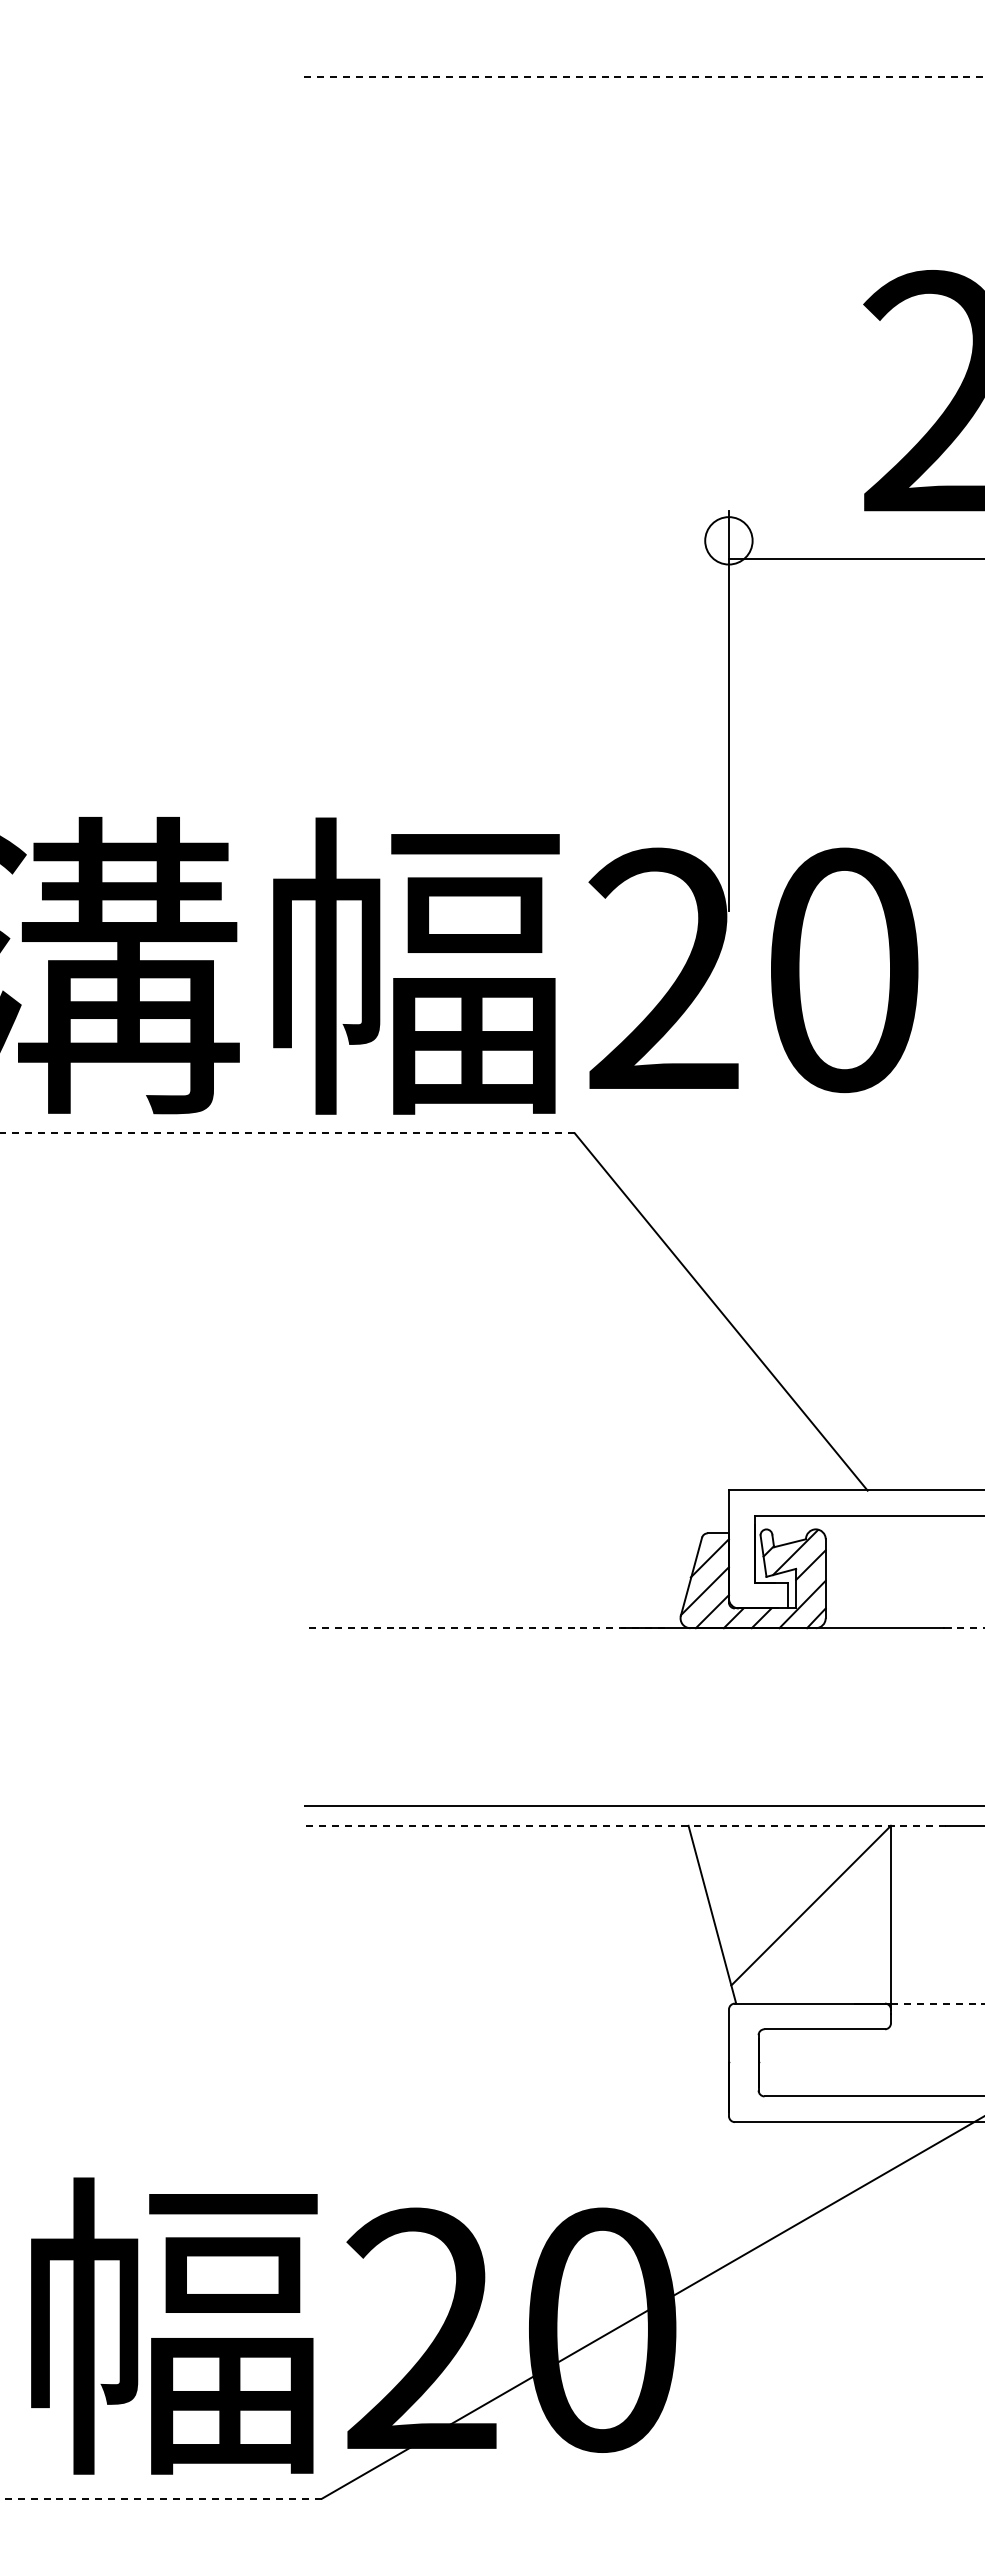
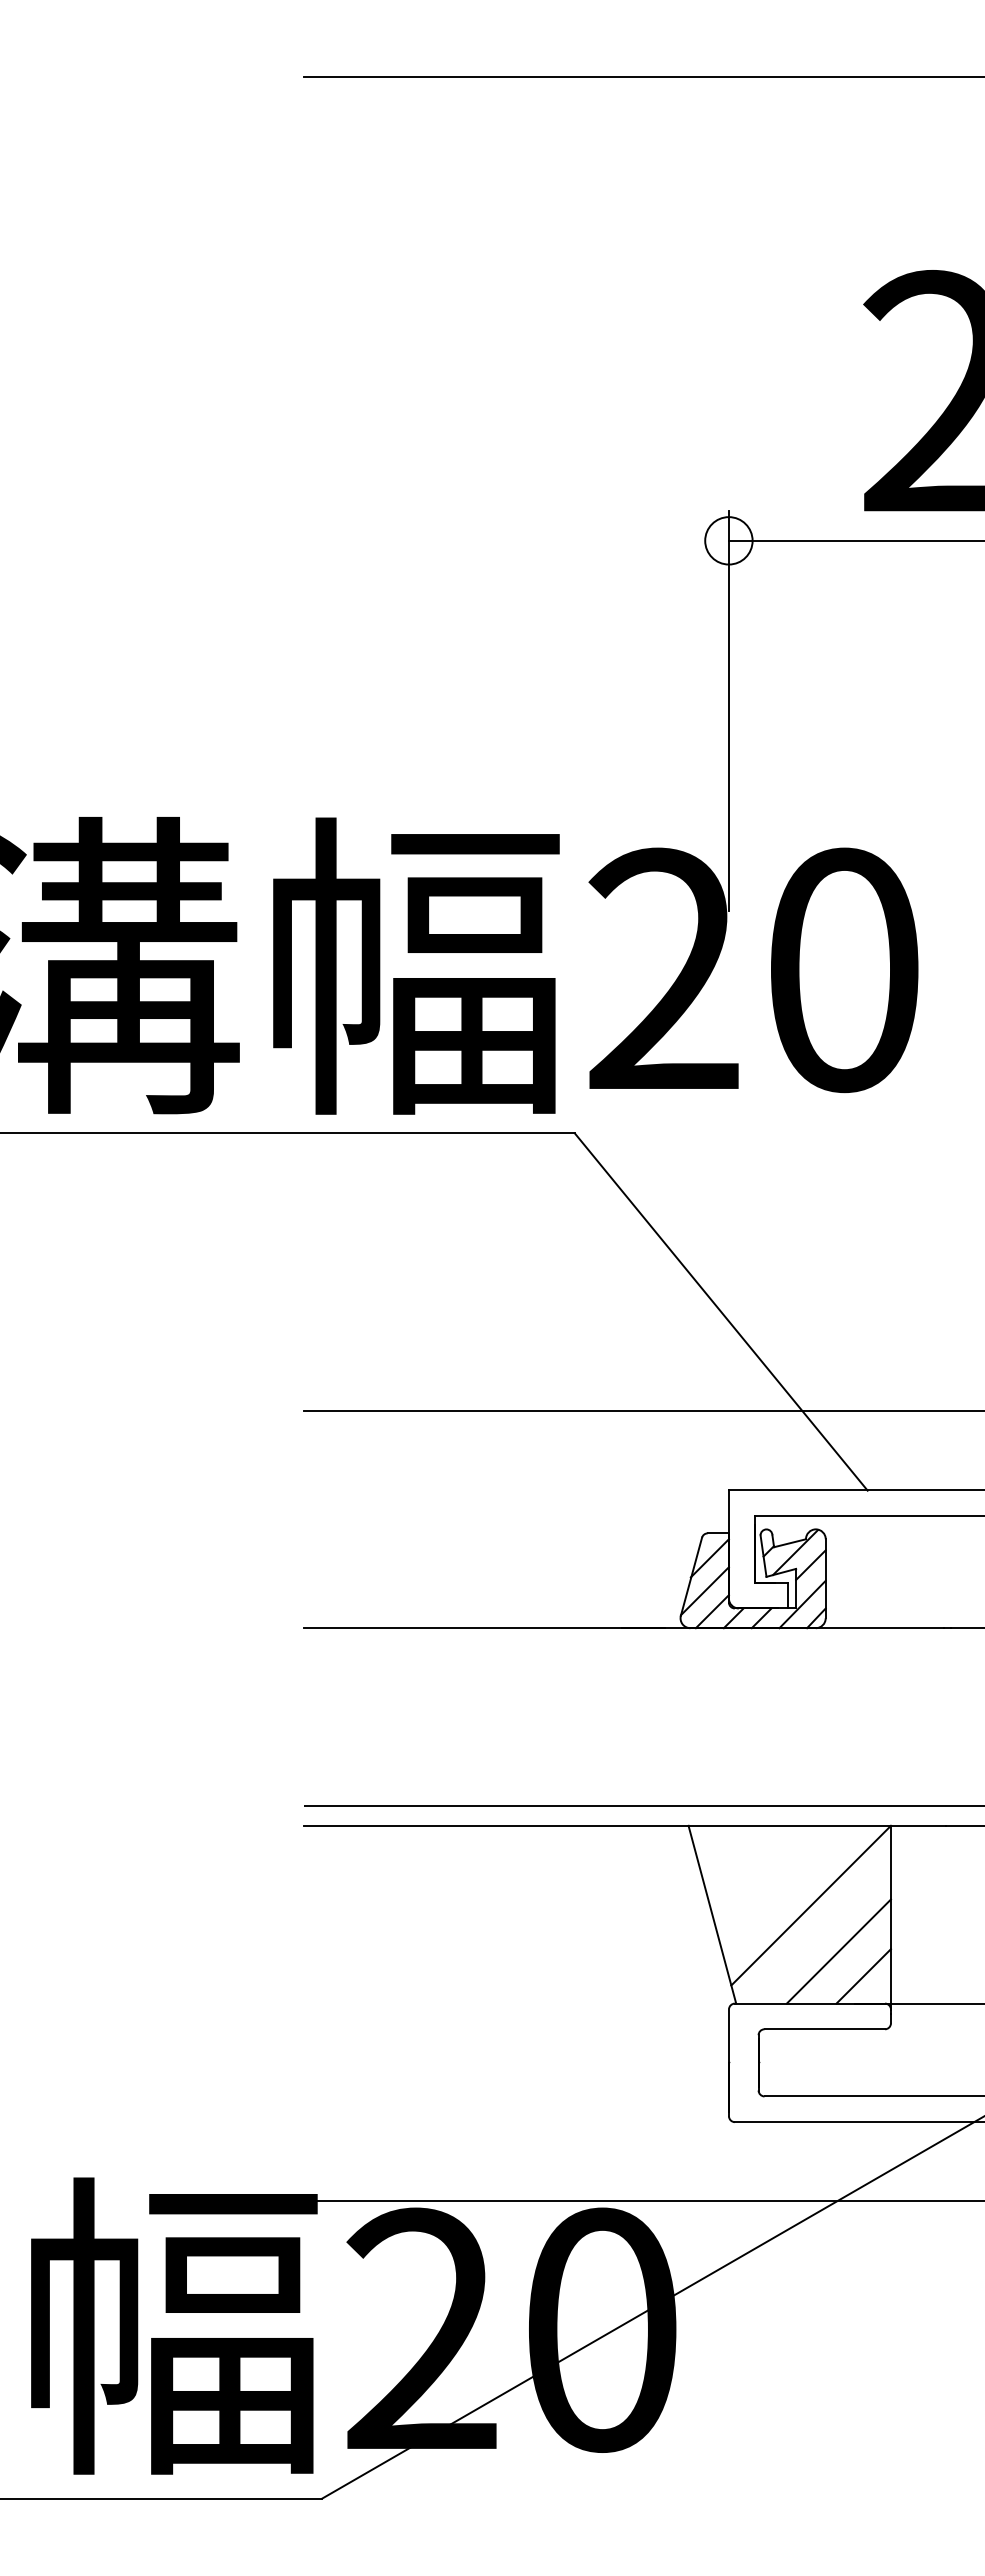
line: dashed -> solid (644, 77)
line position: (854, 558) -> (854, 540) (854, 540)
line: dashed -> solid (287, 1133)
line: none -> present (642, 1410)
line: dashed -> solid (484, 1628)
line: dashed -> solid (967, 1628)
line: dashed -> solid (624, 1825)
line: none -> present (838, 1951)
line: none -> present (863, 1976)
line: dashed -> solid (937, 2003)
line: none -> present (642, 2201)
line: dashed -> solid (161, 2498)
